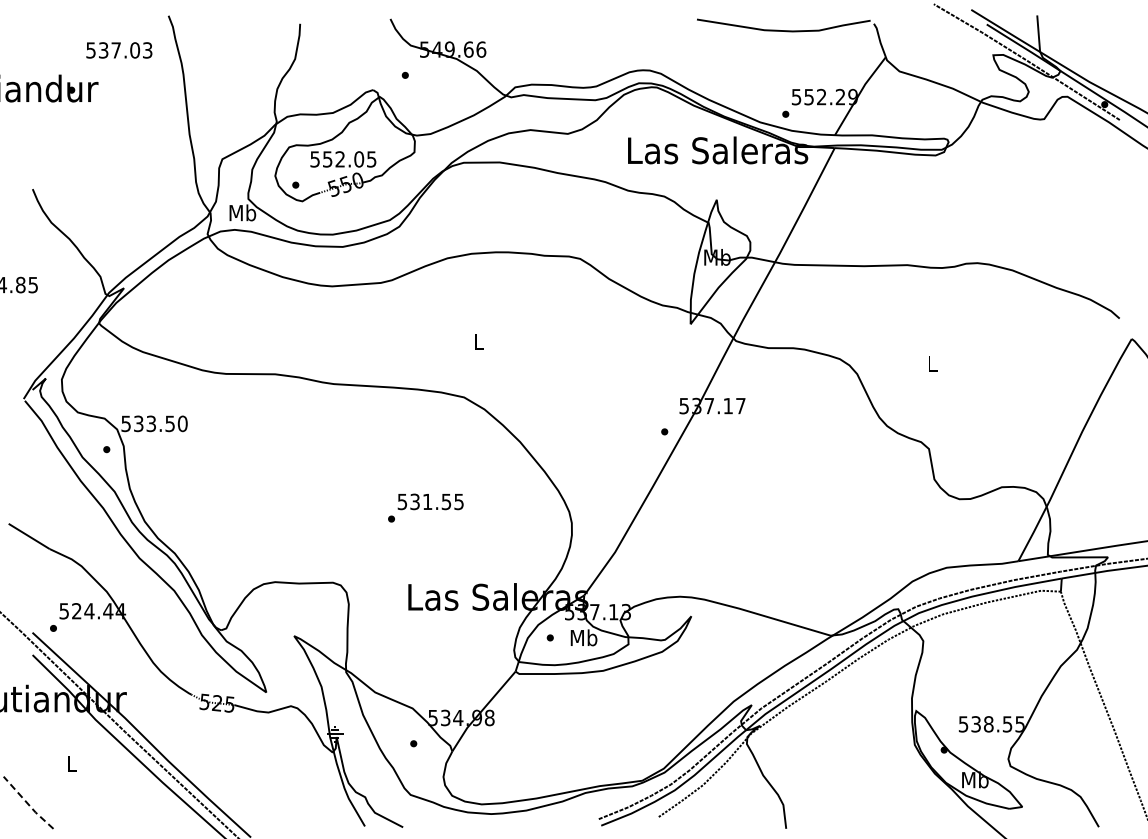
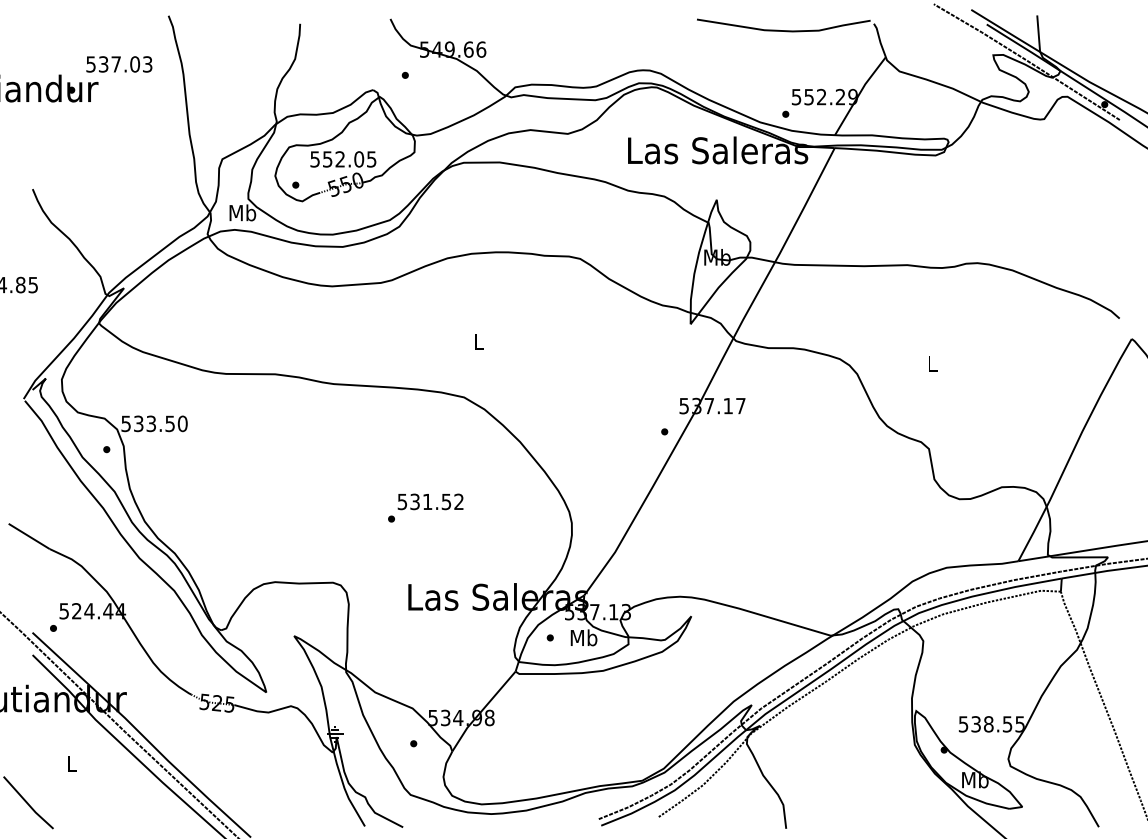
text position: (119, 50) -> (119, 64) (119, 64)
text: 531.55 -> 531.52 (458, 501)
line: dashed -> solid (27, 803)
